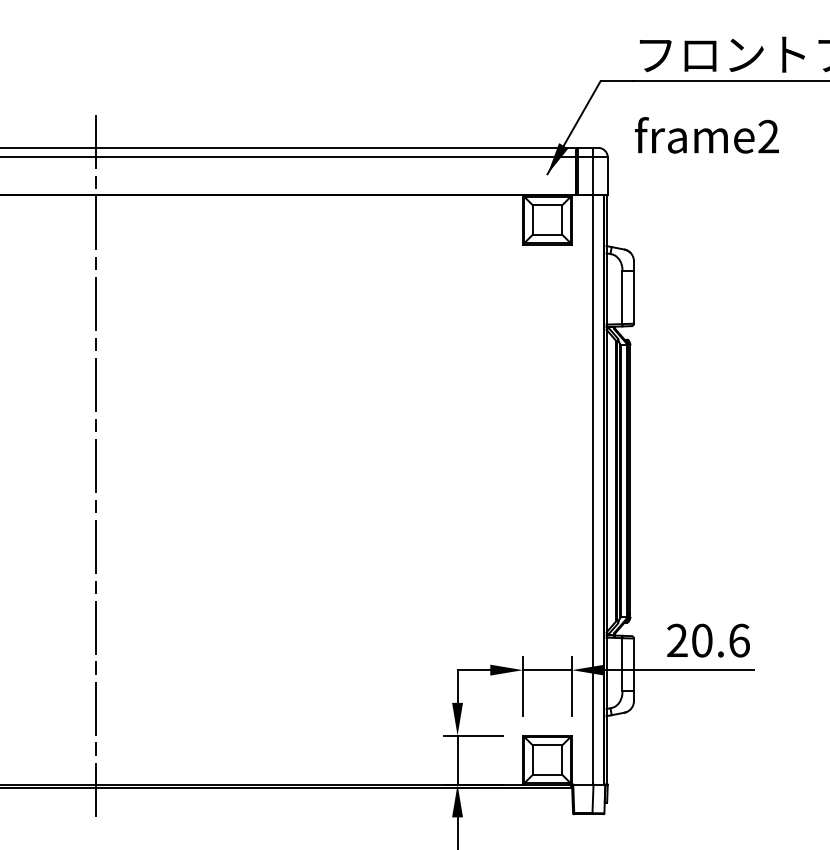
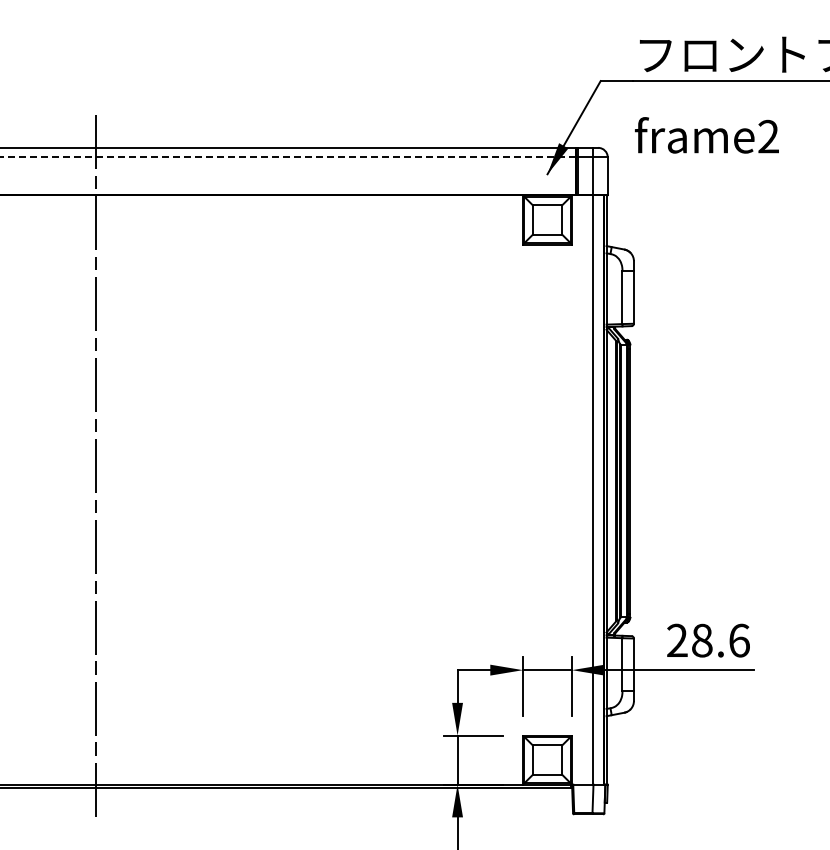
line: solid -> dashed (287, 157)
text: 20.6 -> 28.6 (702, 640)
